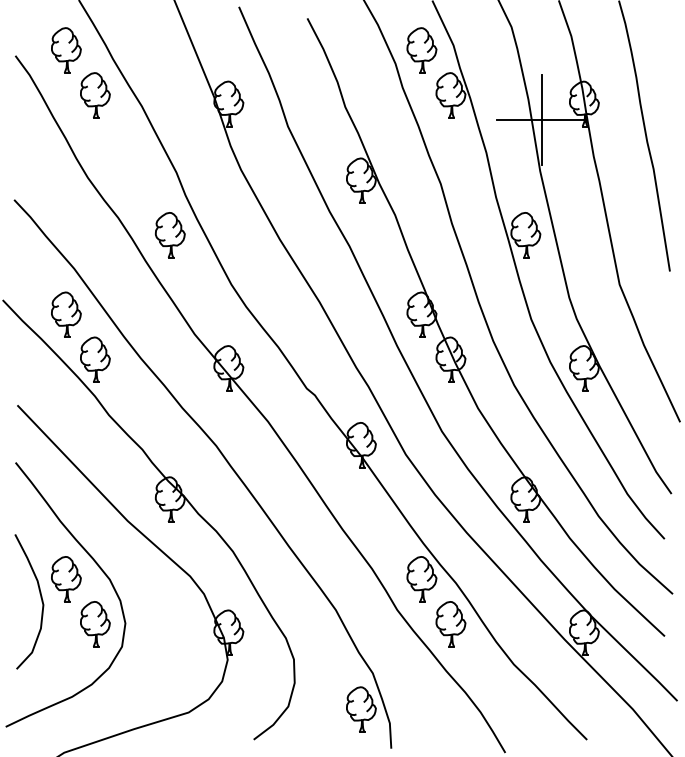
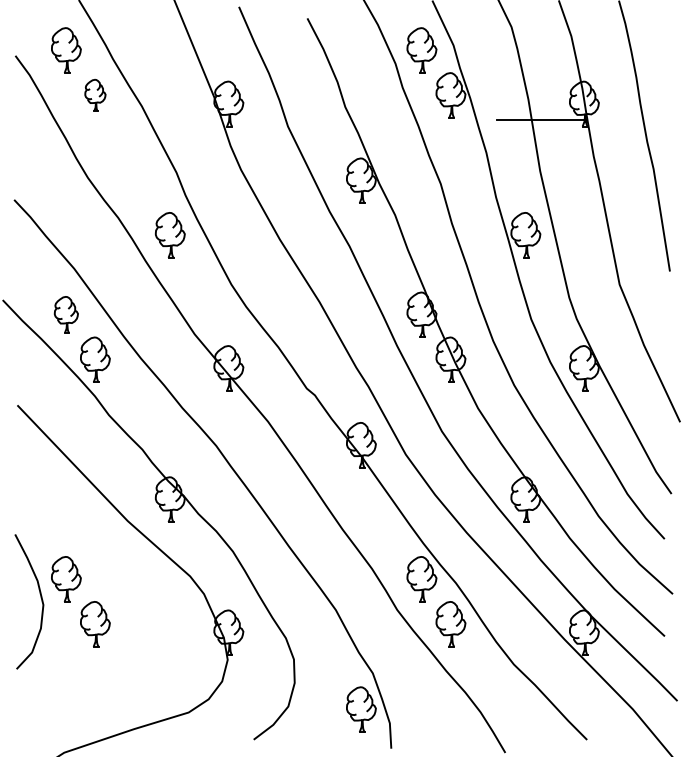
part size: 31x47 px -> 23x34 px (95, 94)
line: present -> none (541, 119)
part size: 31x47 px -> 26x38 px (65, 314)
curve: present -> none (98, 567)
